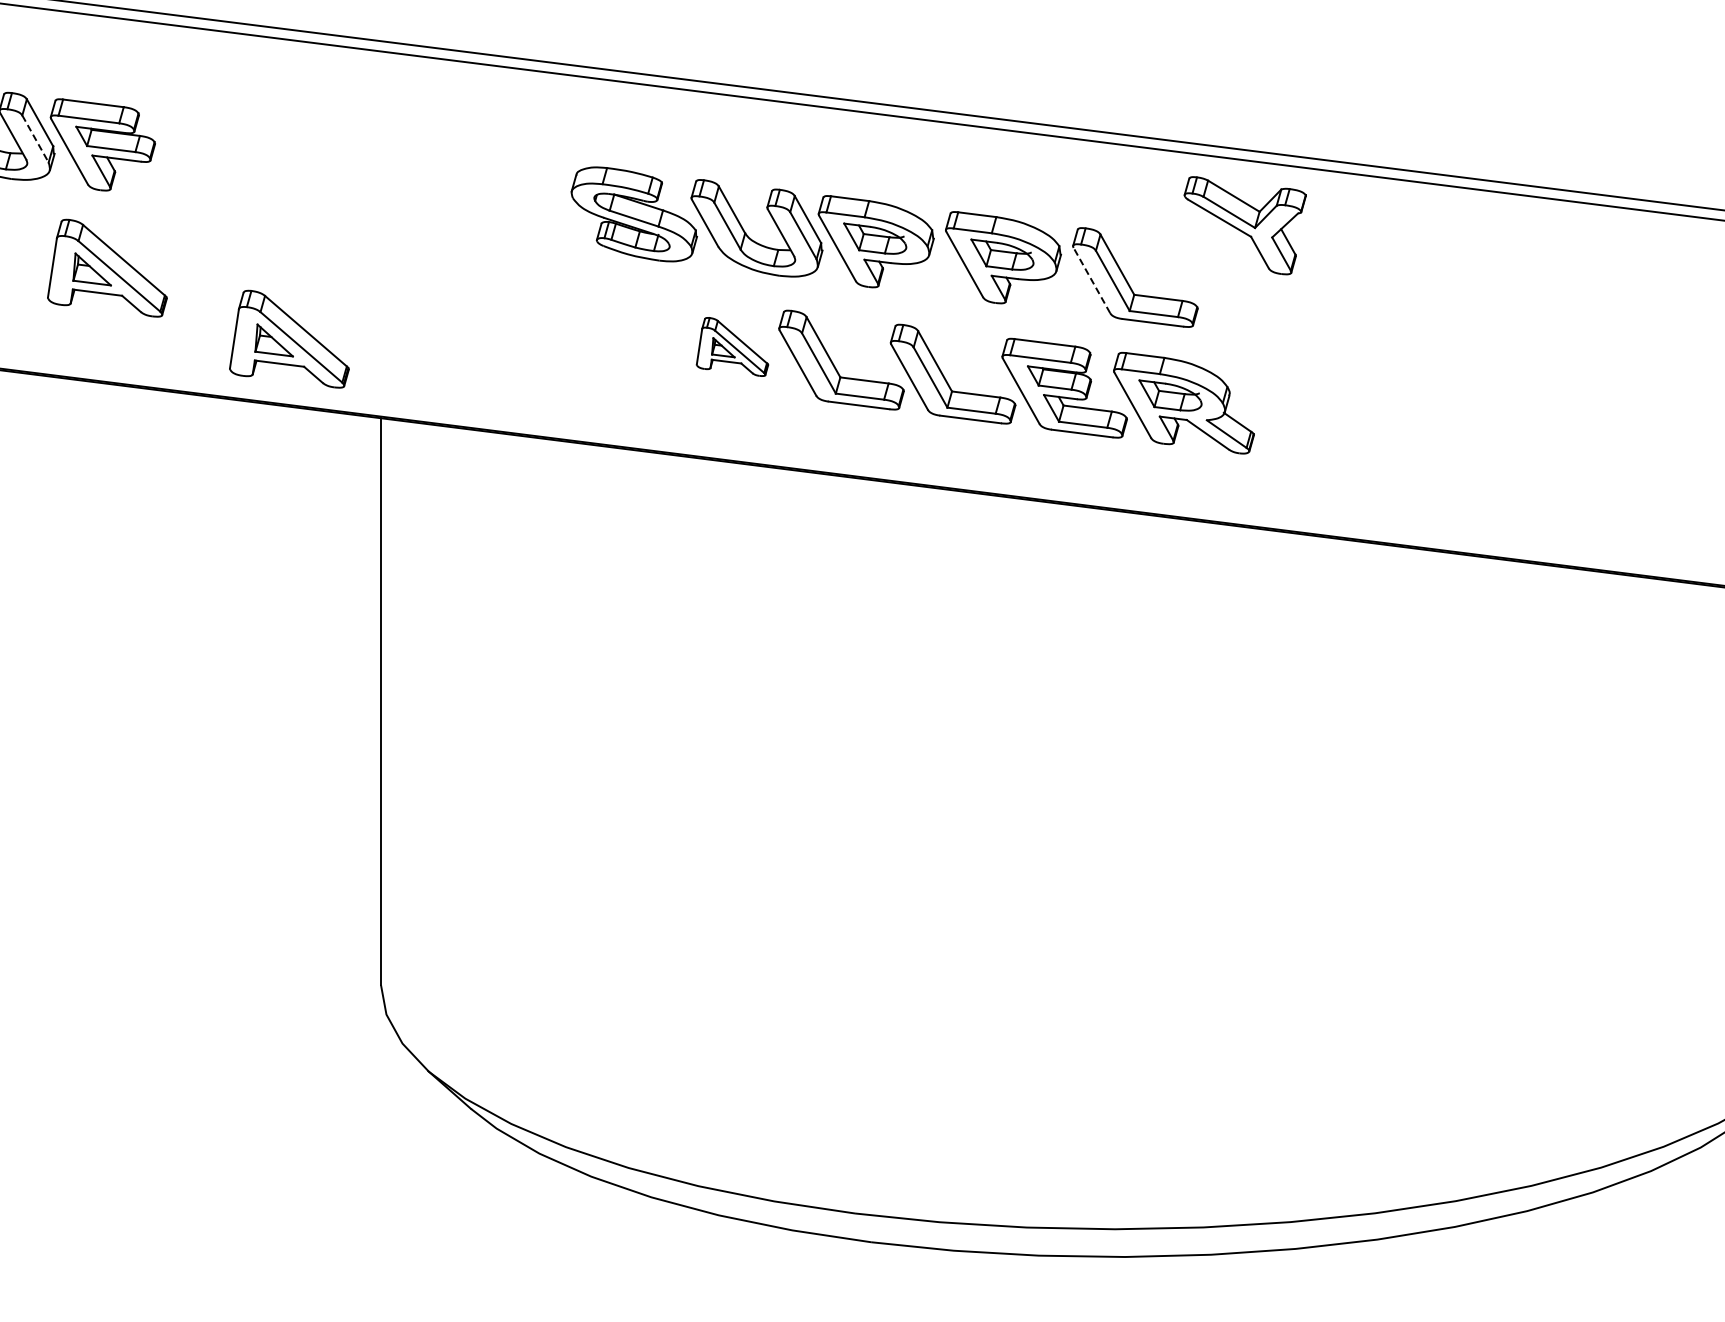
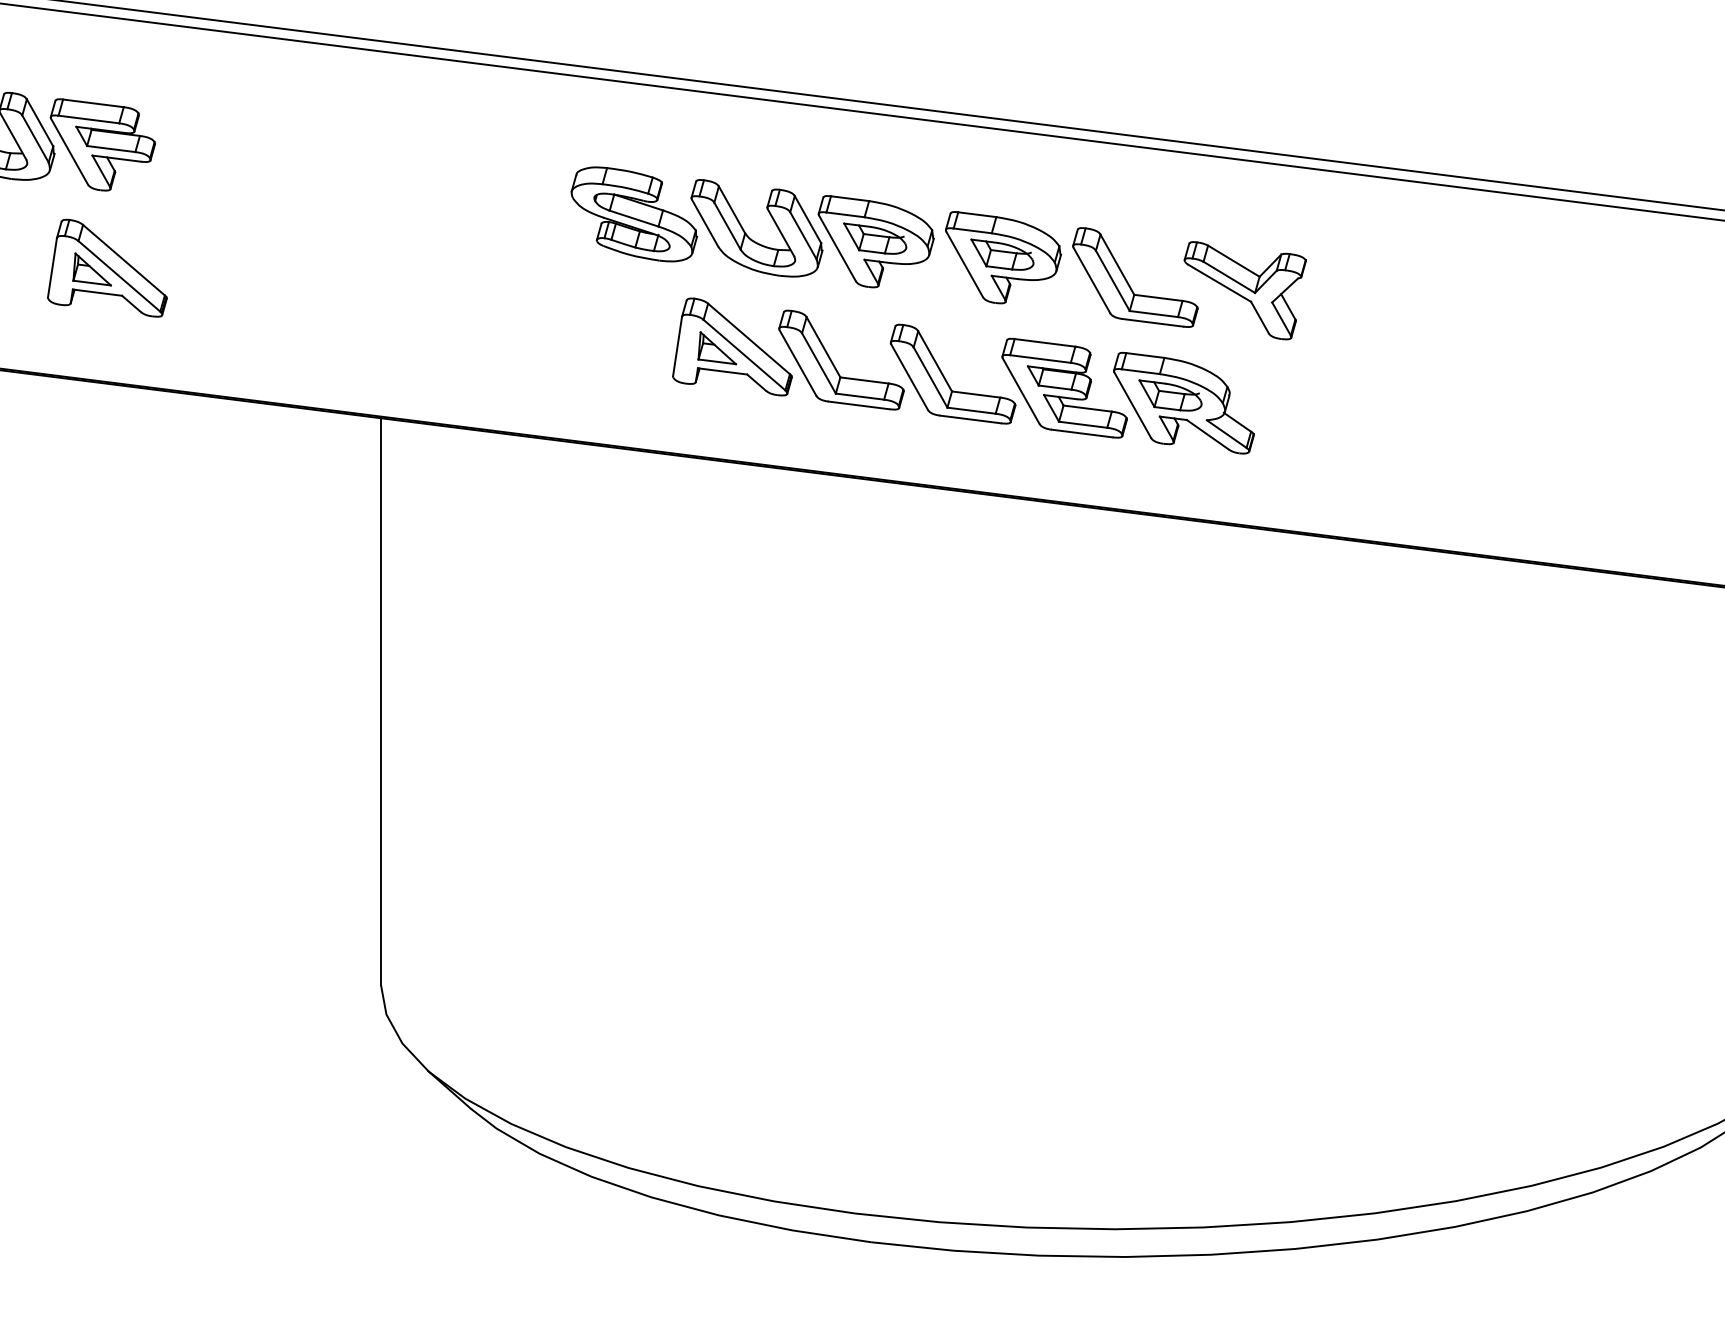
line: dashed -> solid (35, 139)
part position: (1244, 225) -> (1244, 290) (1244, 290)
line: dashed -> solid (1091, 280)
part: present -> none (289, 338)
part size: 75x60 px -> 121x100 px (732, 346)
